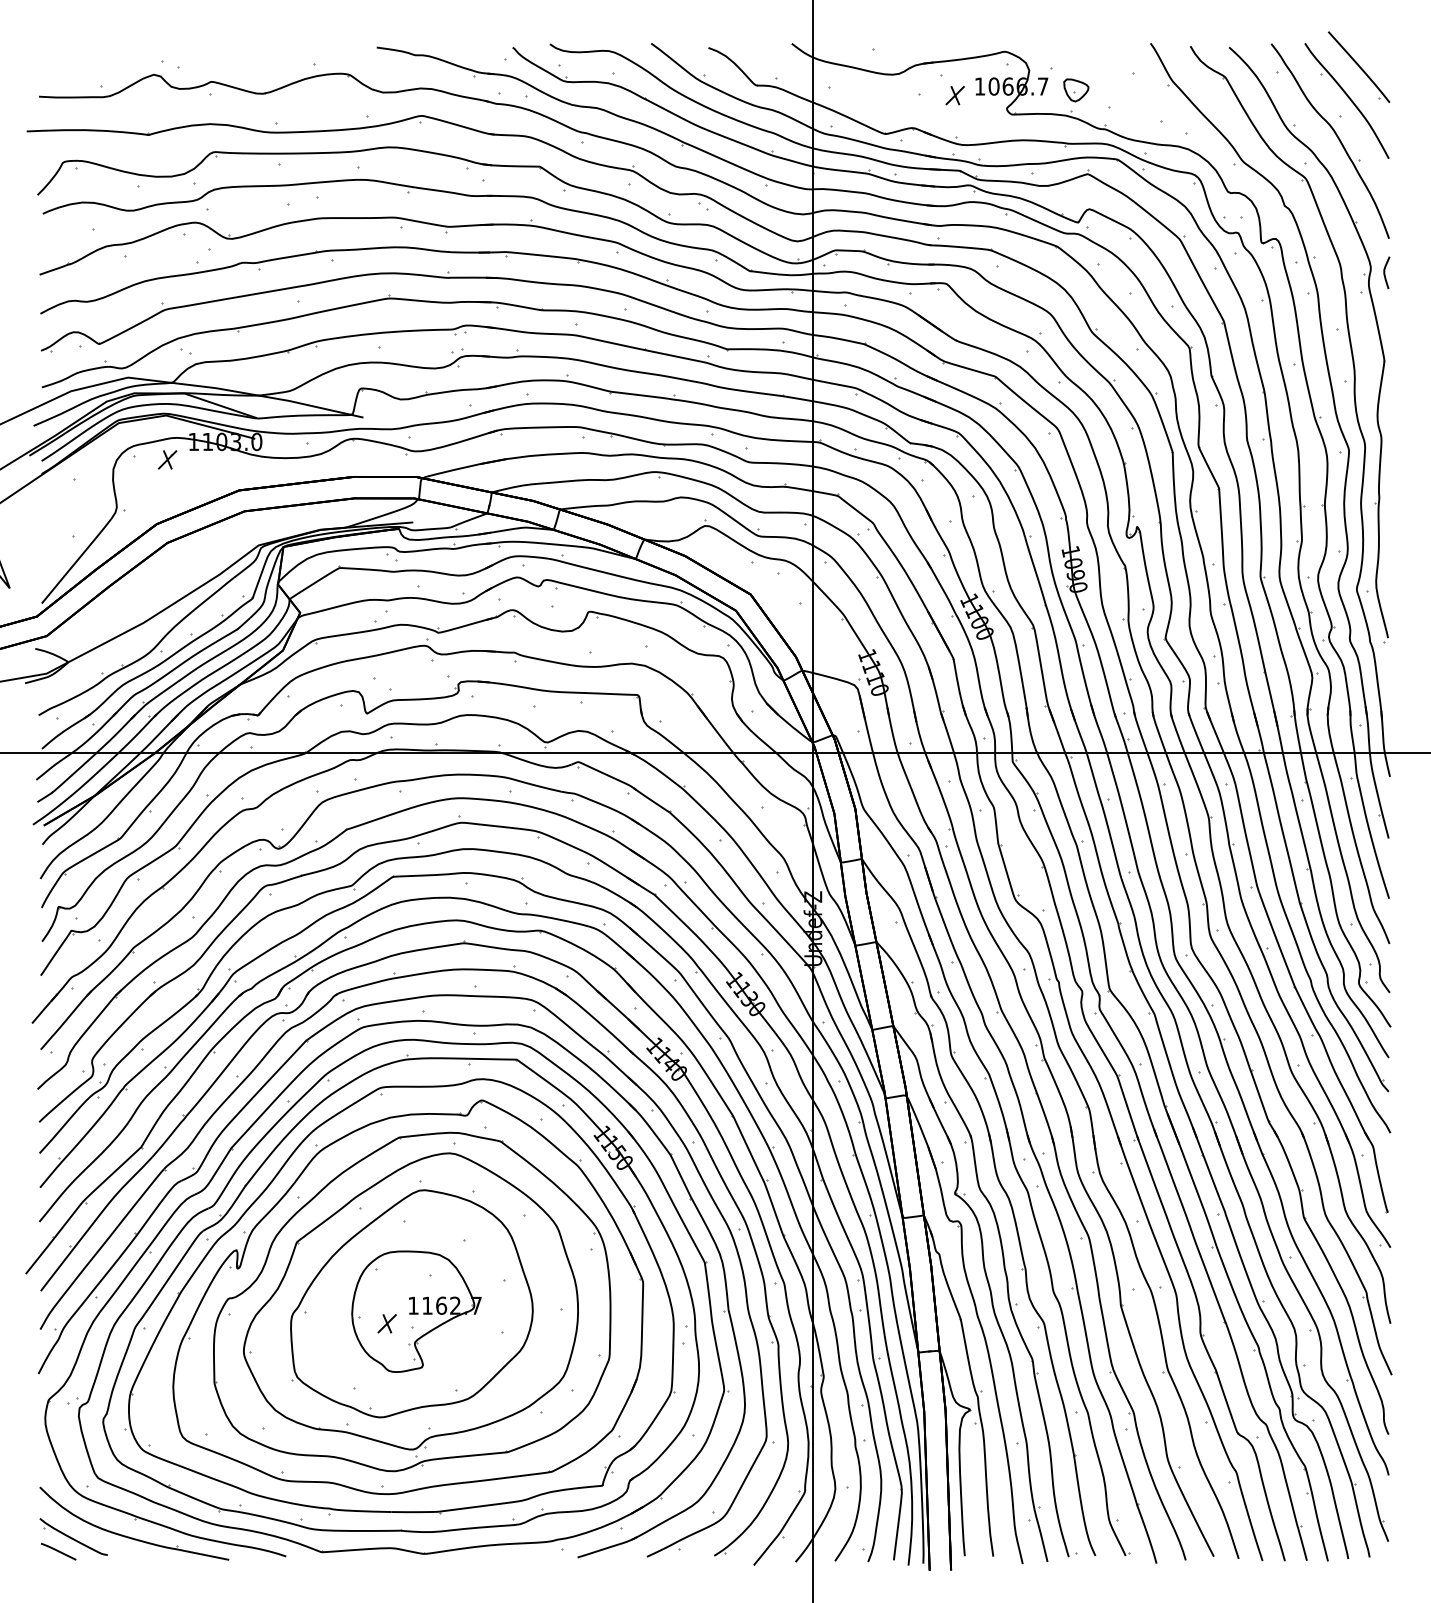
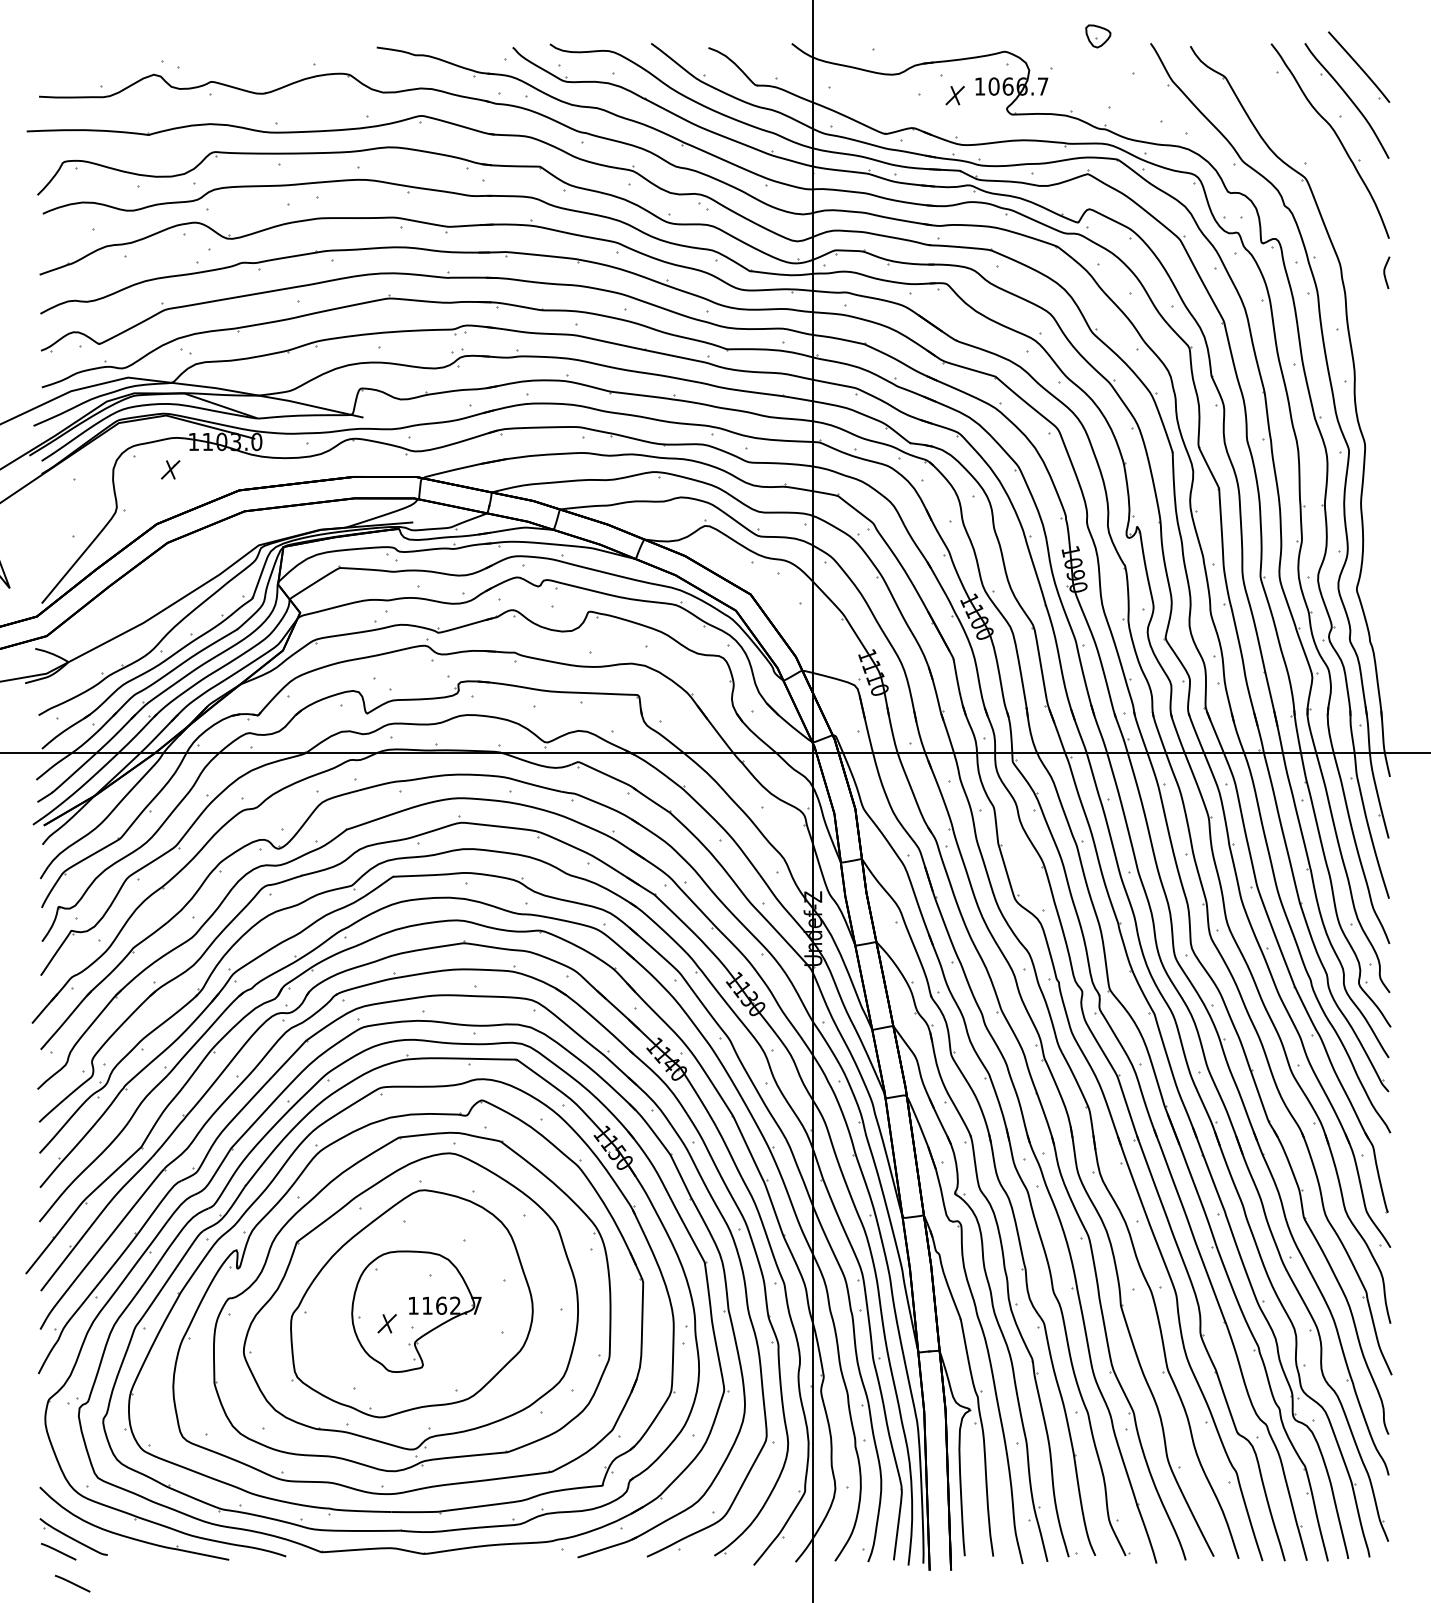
part position: (1076, 90) -> (1098, 36) (1098, 36)
part: present -> none (1377, 331)
part position: (167, 459) -> (170, 469) (170, 469)
line: none -> present (72, 1583)
